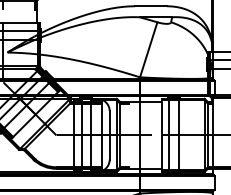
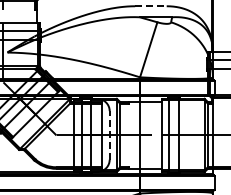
line: solid -> dashed (150, 6)
line: solid -> dashed (109, 134)
